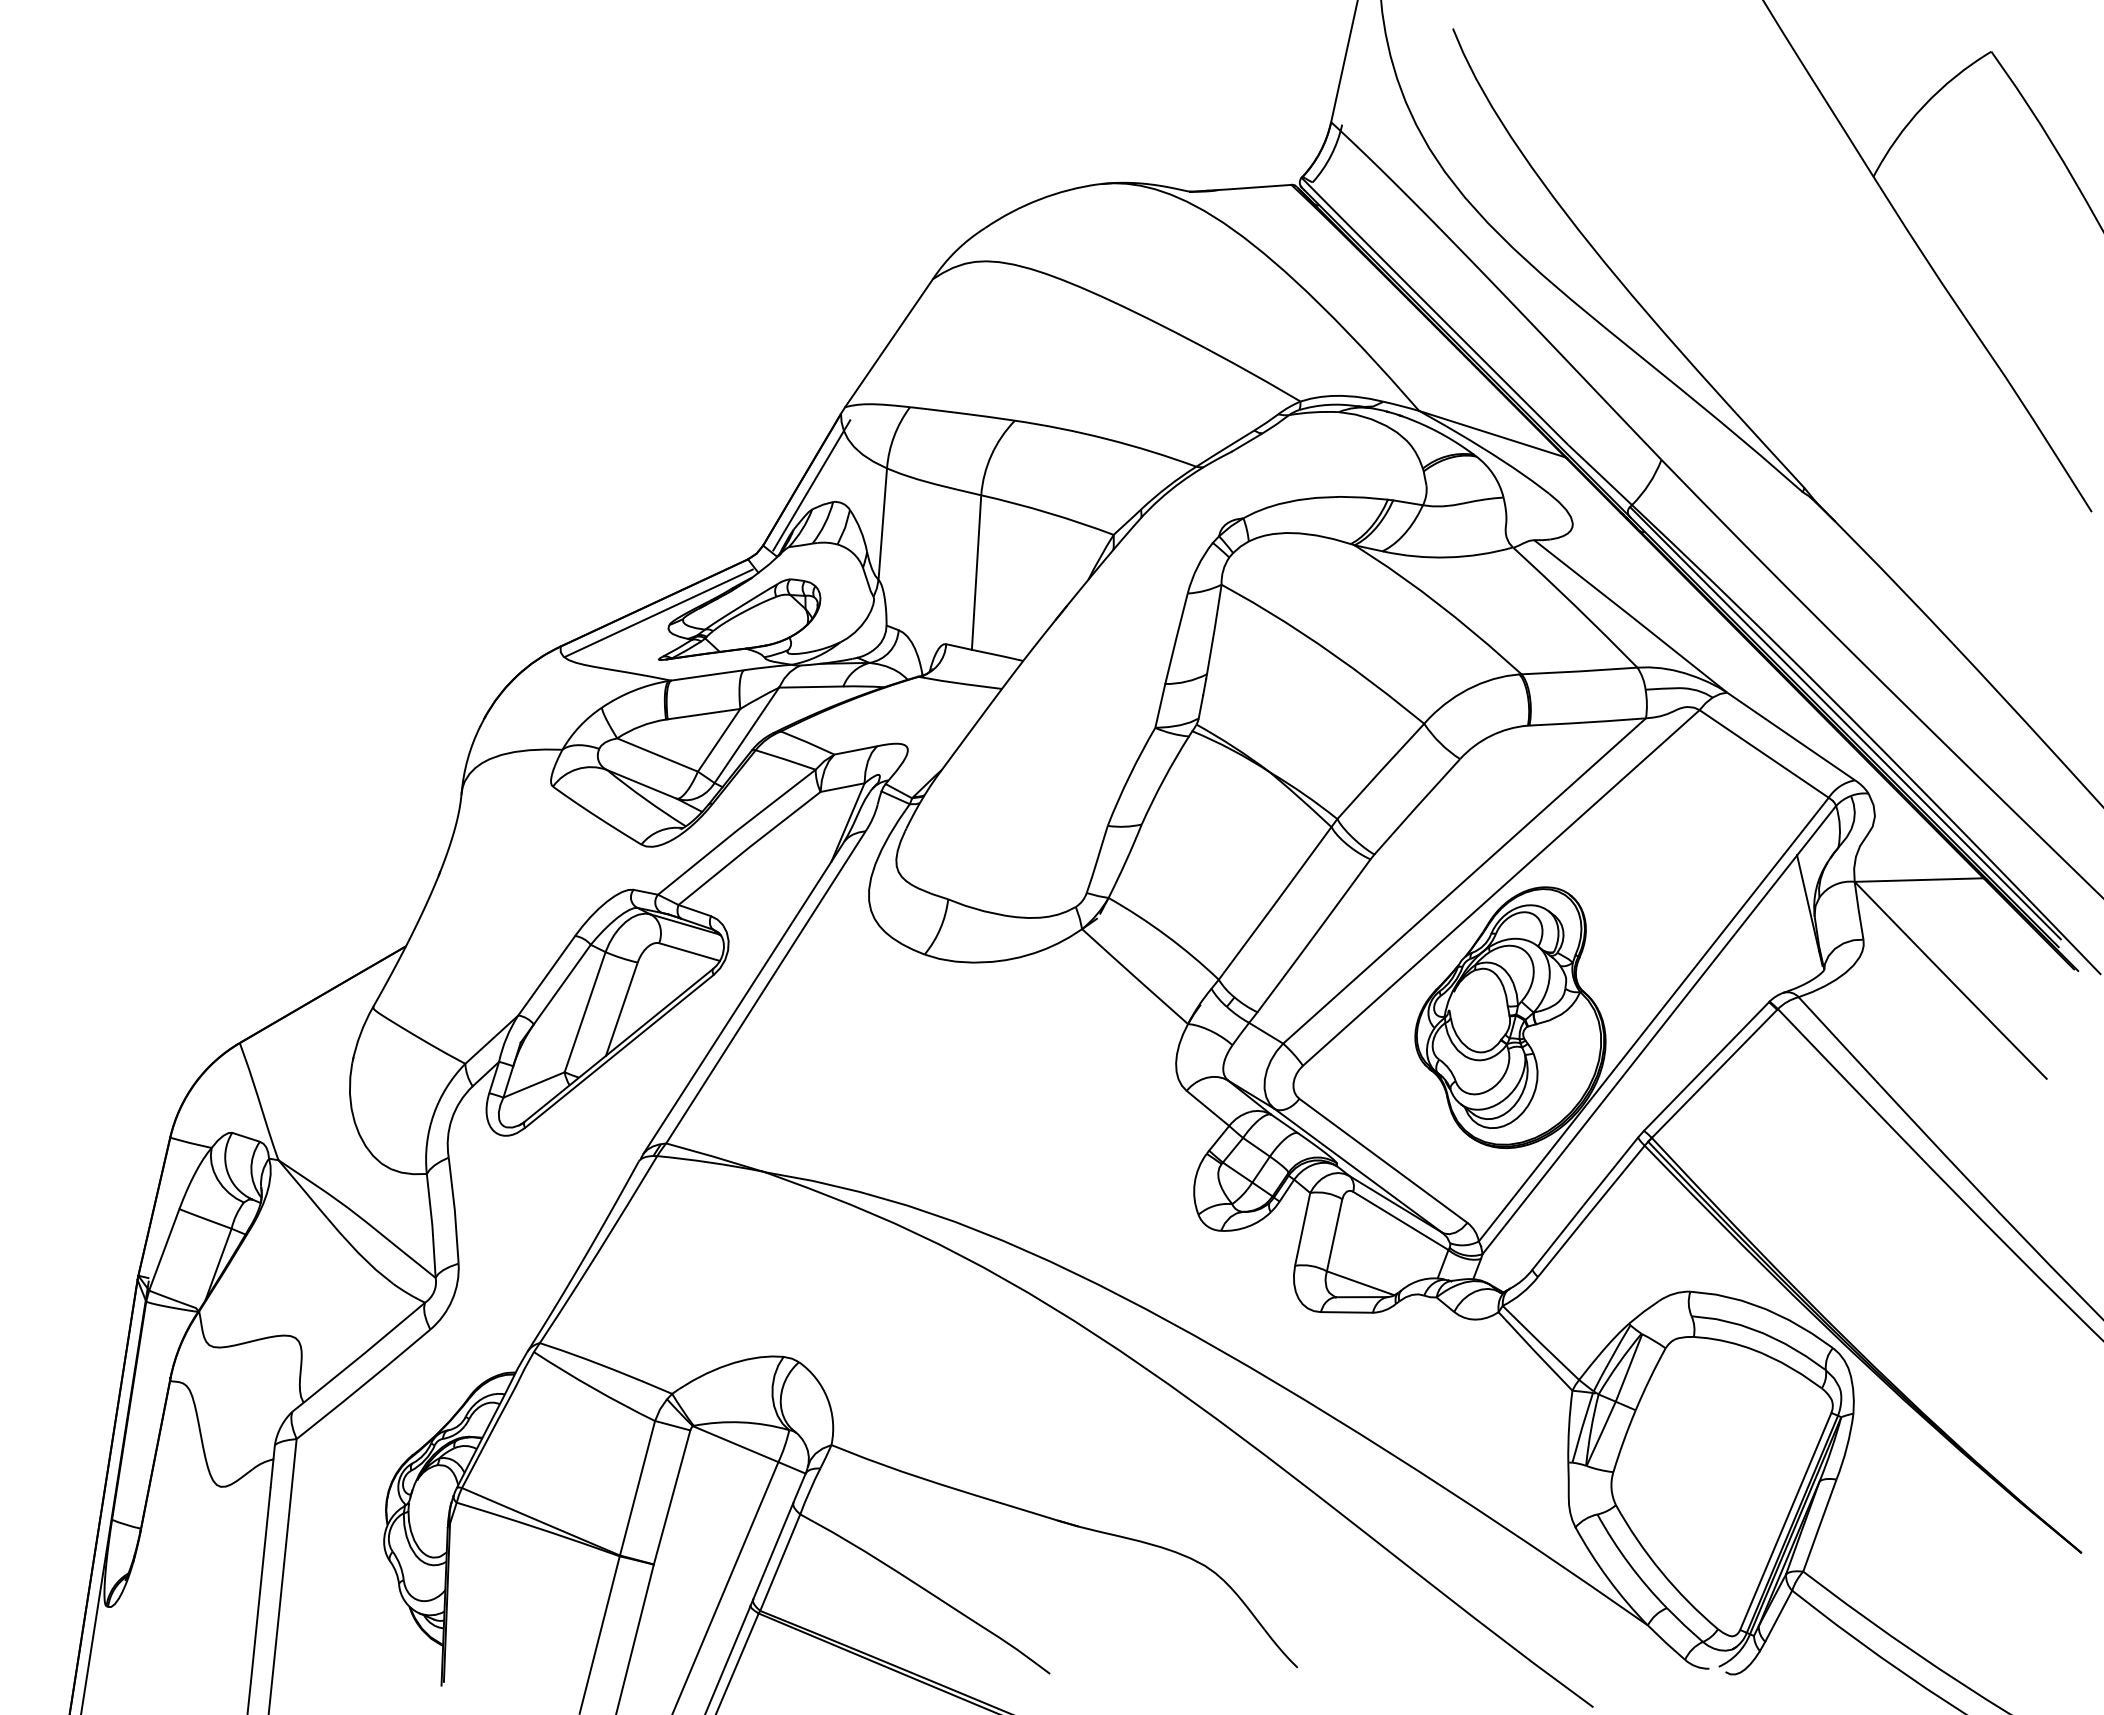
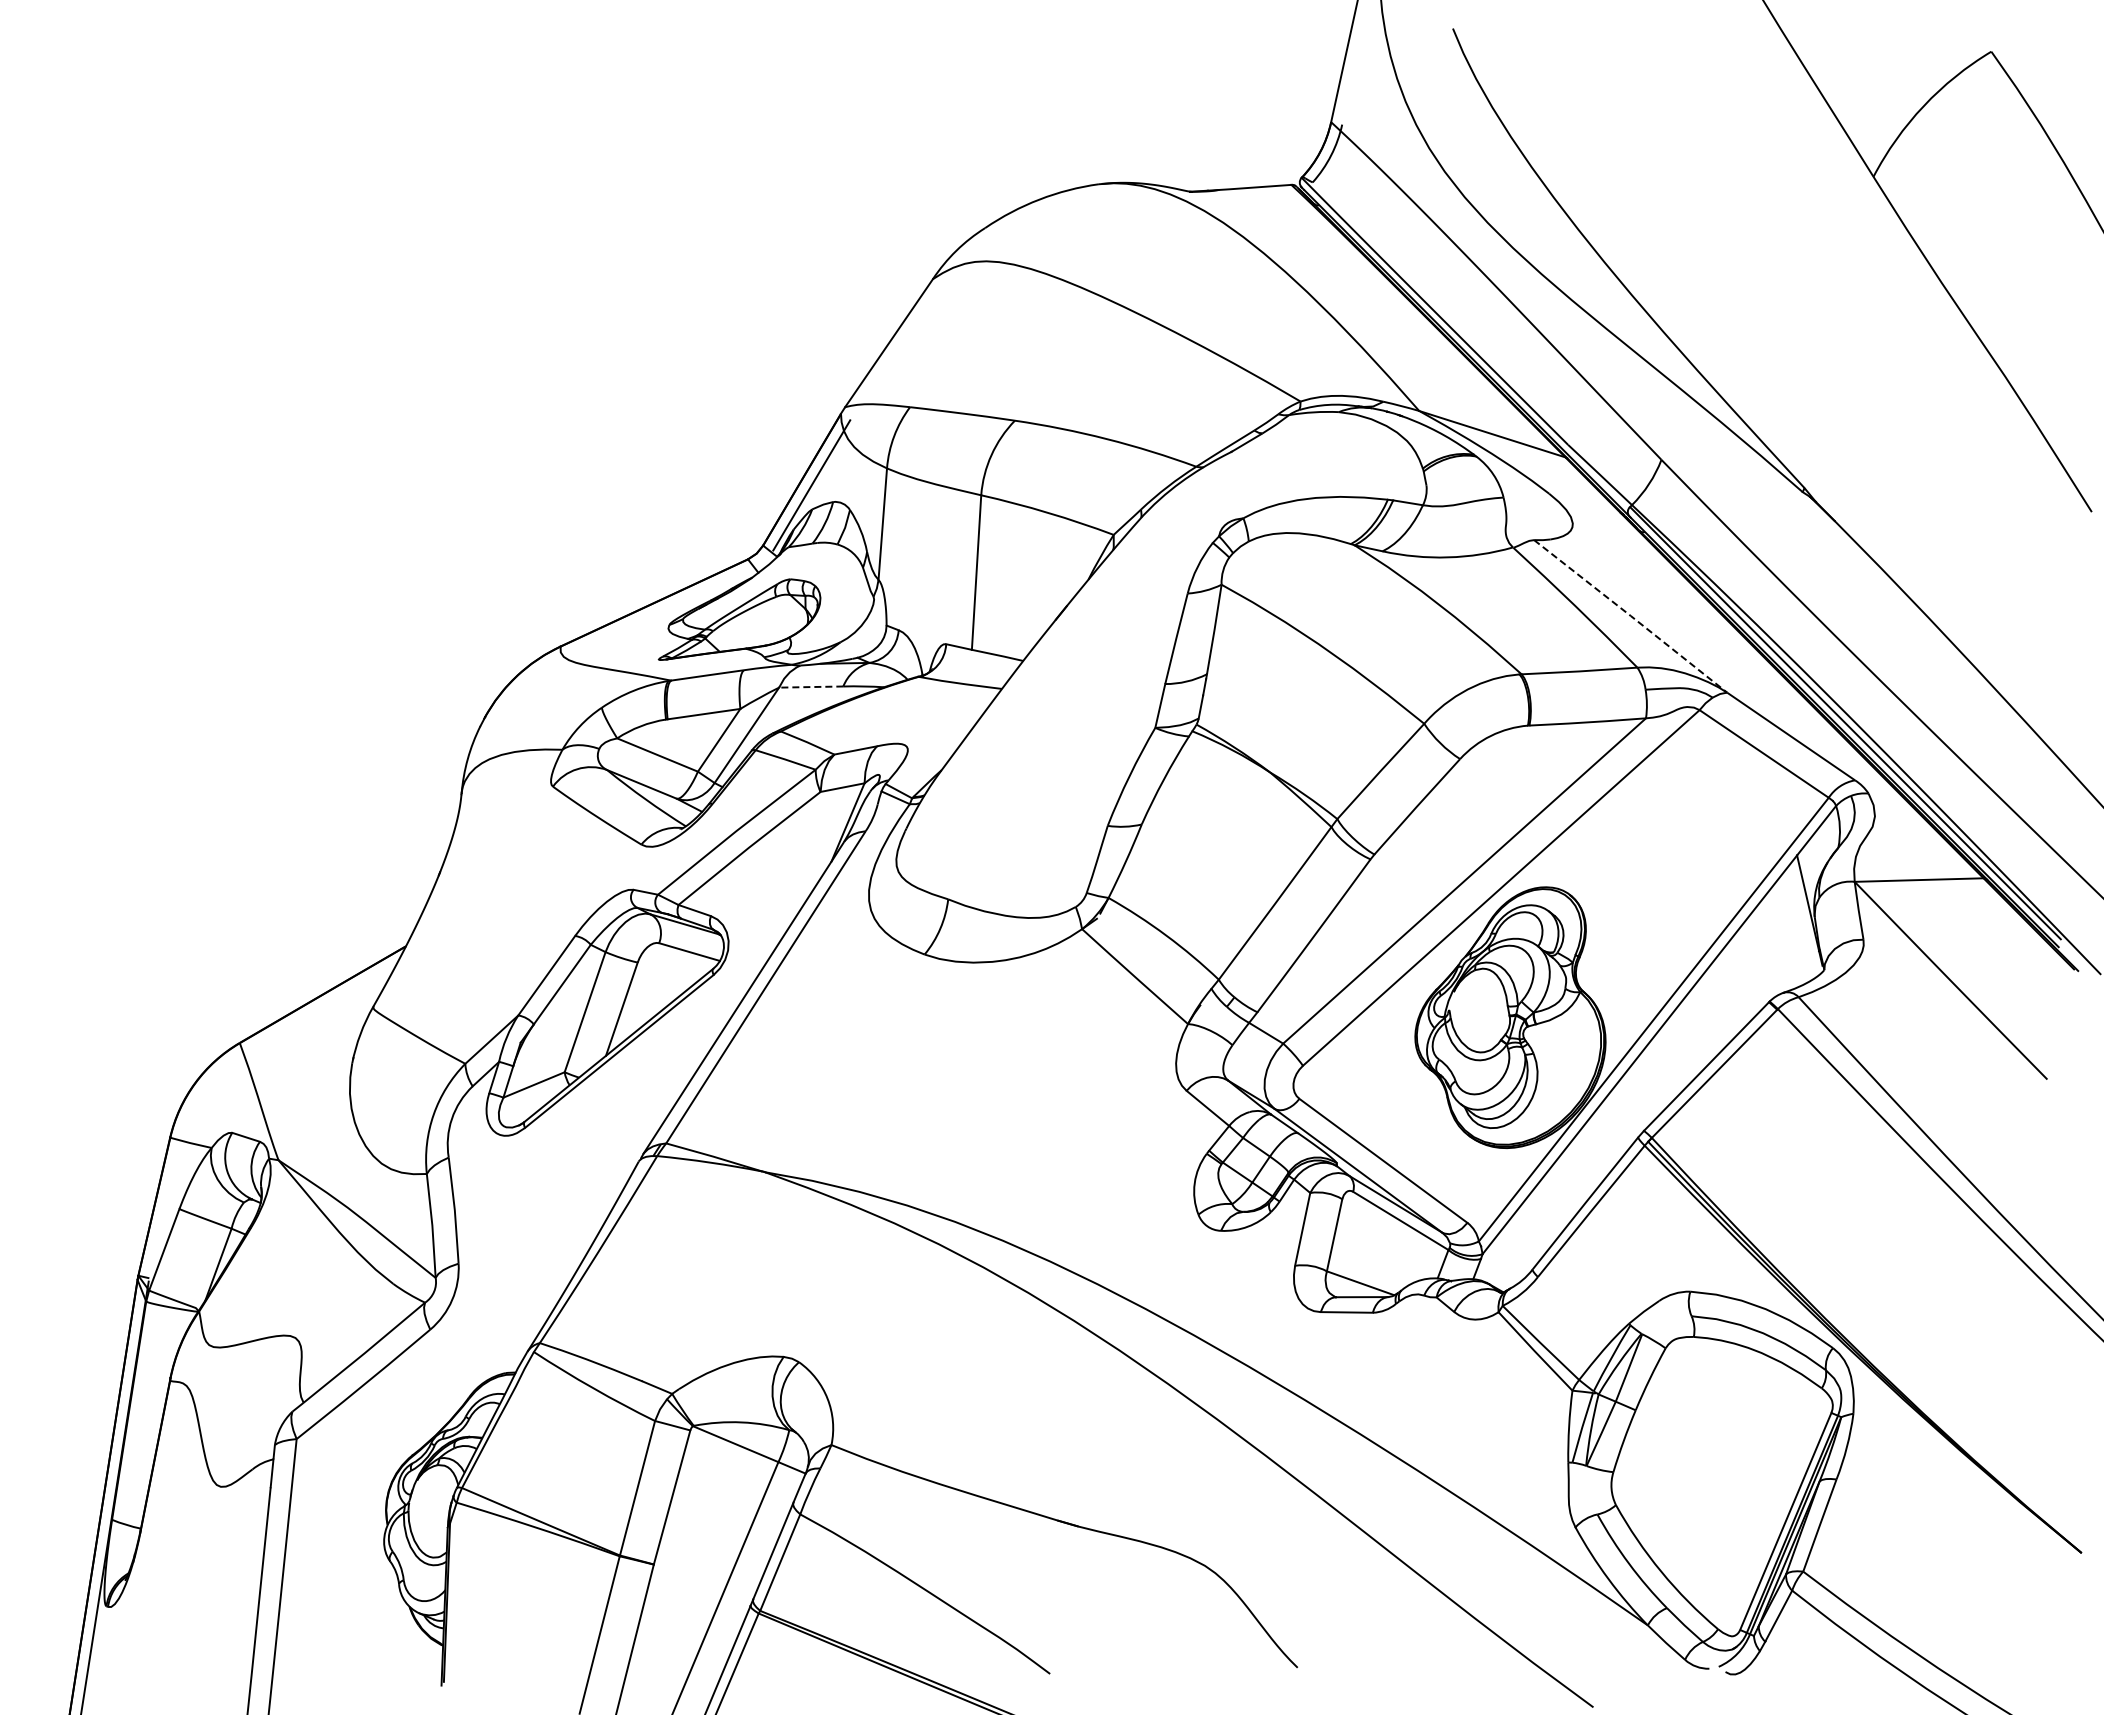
line: present -> none (658, 612)
line: solid -> dashed (1630, 615)
line: solid -> dashed (810, 687)
